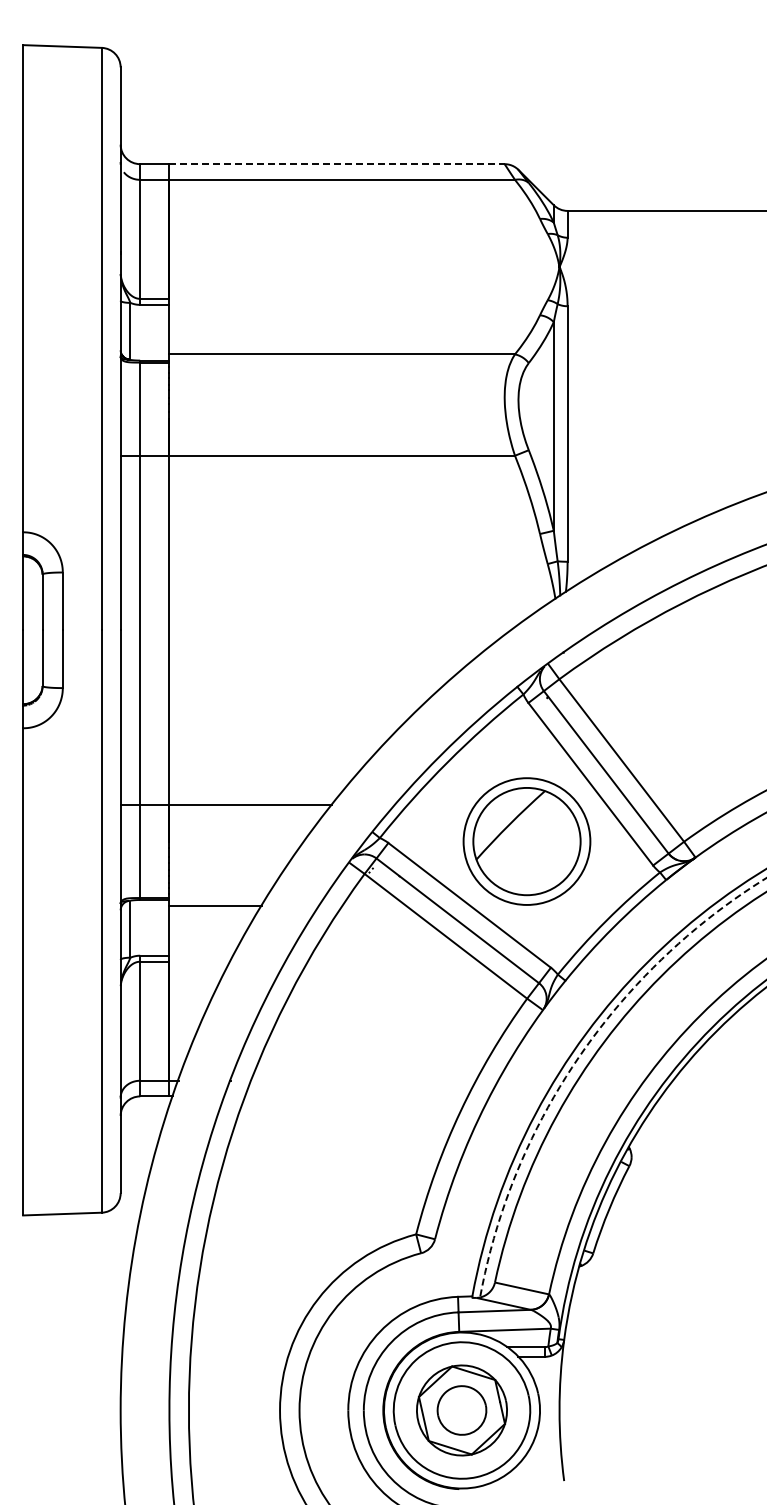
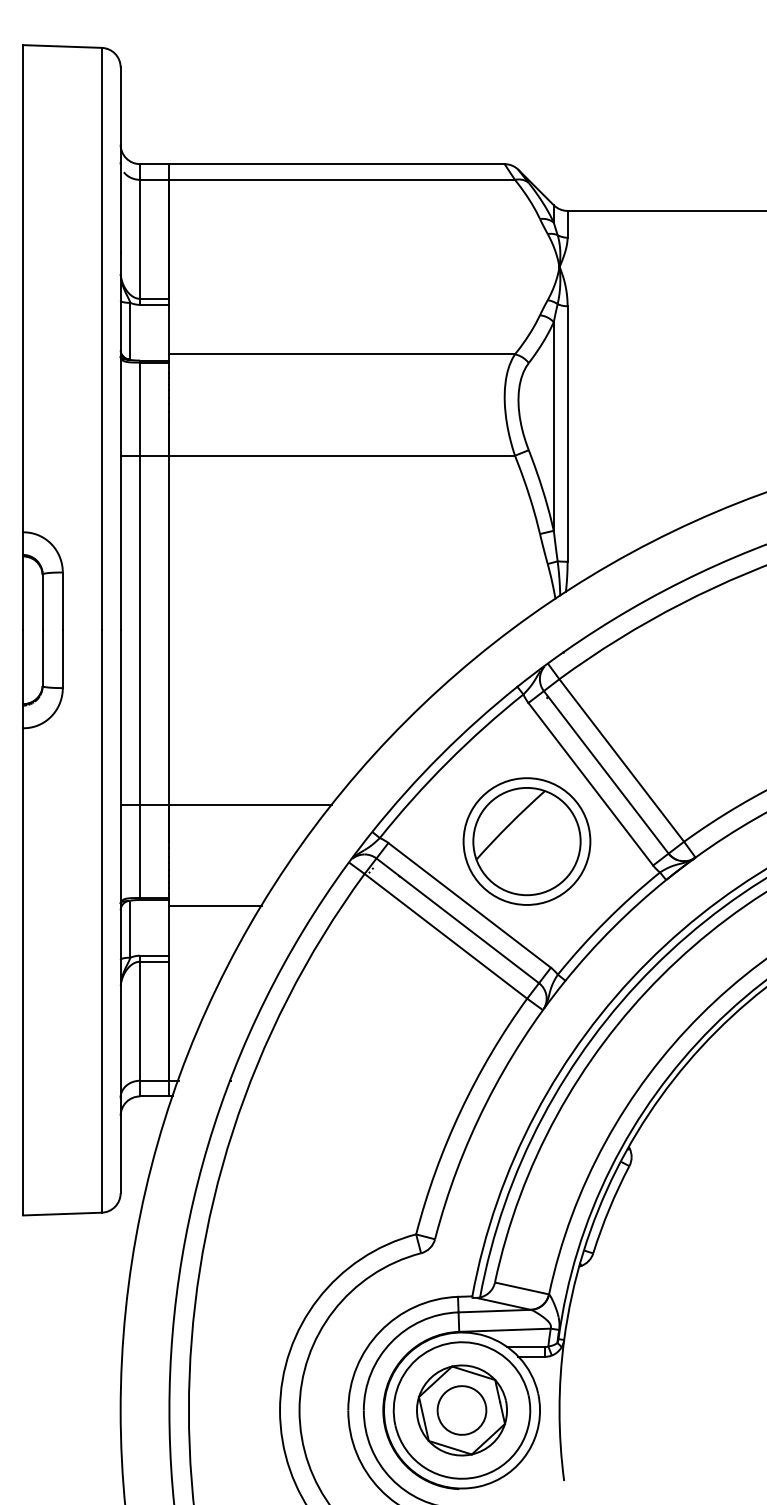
line: dashed -> solid (337, 164)
arc: dashed -> solid (579, 1056)
